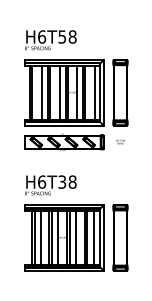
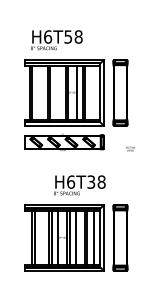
text position: (50, 40) -> (56, 40) (56, 40)
line: present -> none (42, 92)
line: present -> none (59, 92)
line: present -> none (94, 92)
text position: (120, 141) -> (130, 148) (130, 148)
text position: (50, 185) -> (79, 185) (79, 185)
line: present -> none (40, 237)
